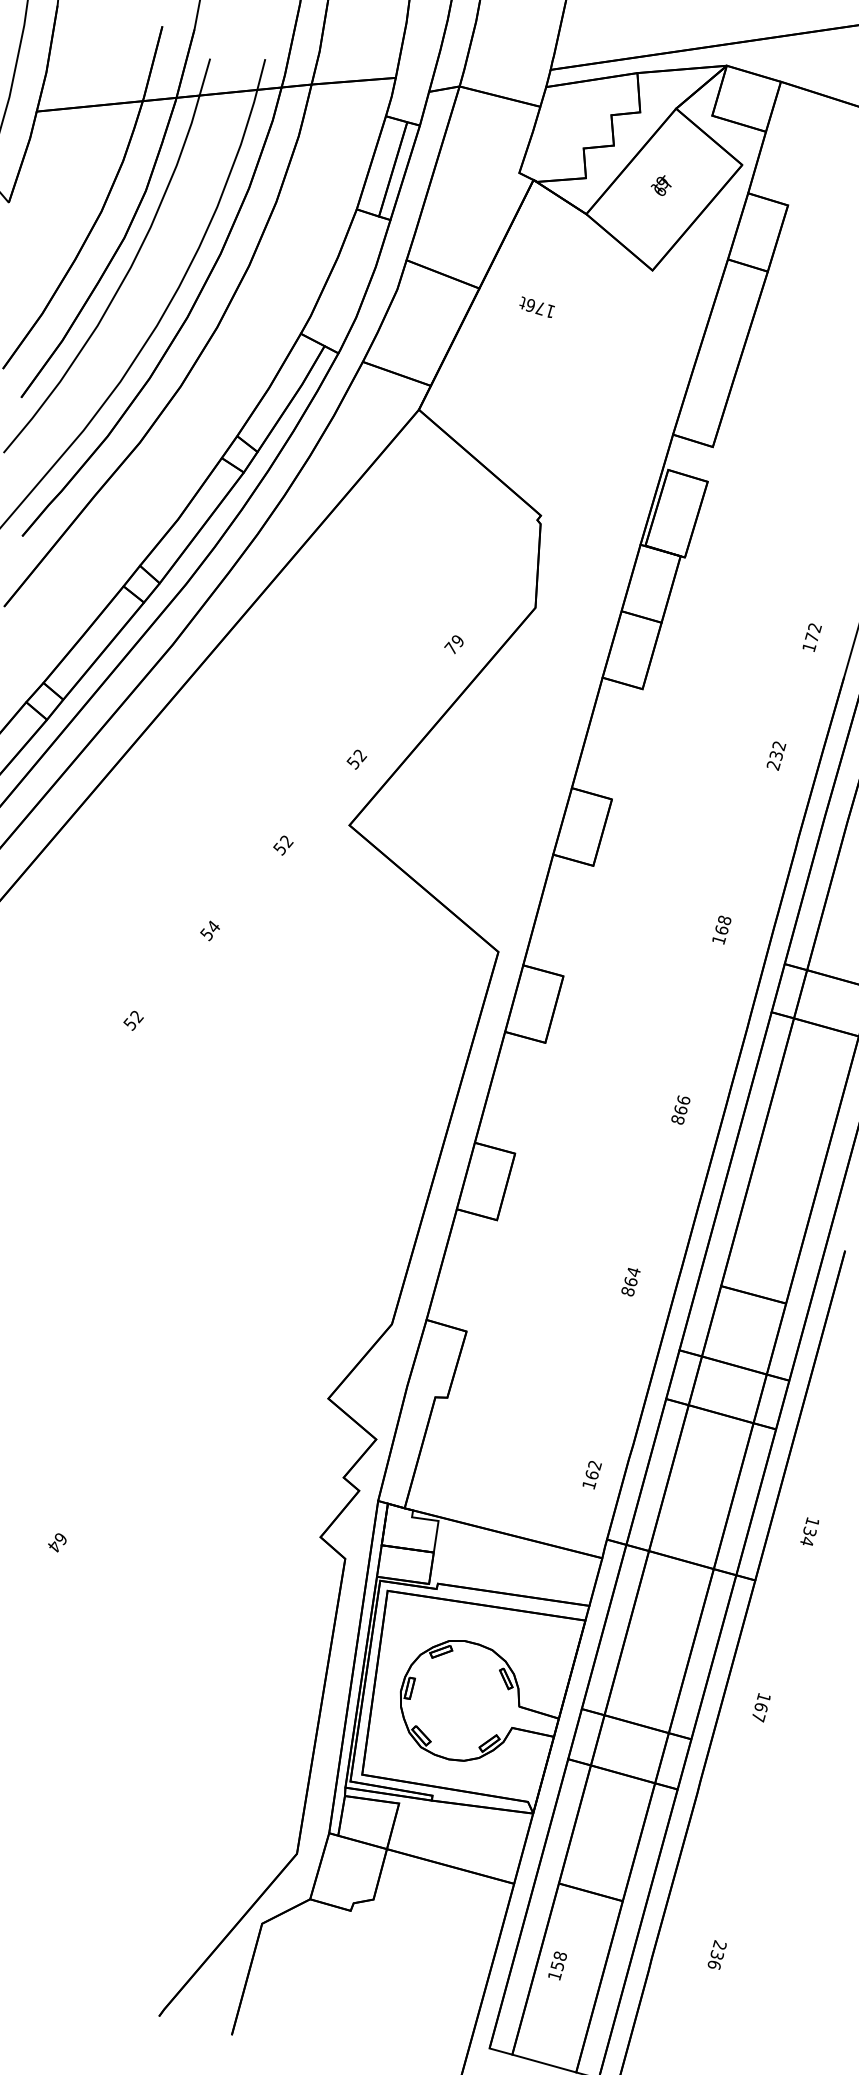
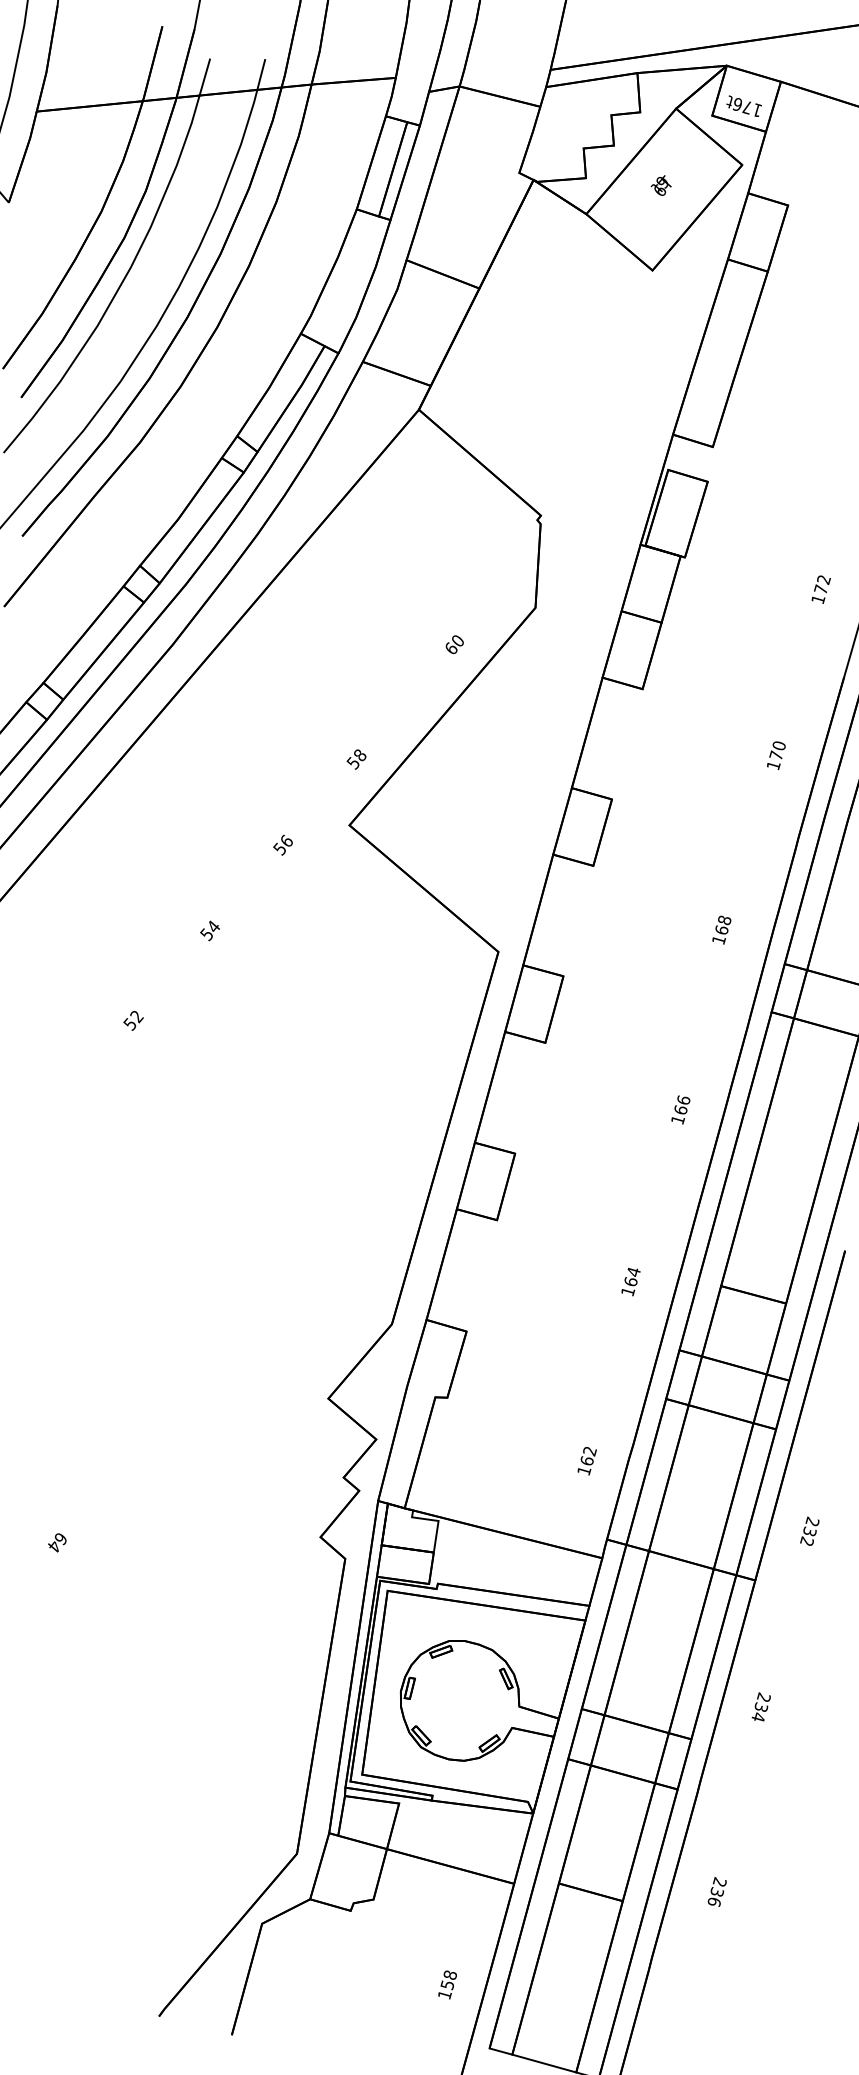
text position: (536, 306) -> (743, 105) (743, 105)
text position: (811, 637) -> (820, 589) (820, 589)
text: 79 -> 60 (453, 645)
text: 52 -> 58 (360, 755)
text: 232 -> 170 (776, 755)
text: 52 -> 56 (286, 841)
text: 866 -> 166 (678, 1119)
text: 864 -> 164 (628, 1291)
text position: (591, 1475) -> (586, 1461) (586, 1461)
text: 134 -> 232 (809, 1530)
text: 167 -> 234 (760, 1707)
text position: (716, 1954) -> (716, 1891) (716, 1891)
text position: (557, 1965) -> (447, 1984) (447, 1984)
